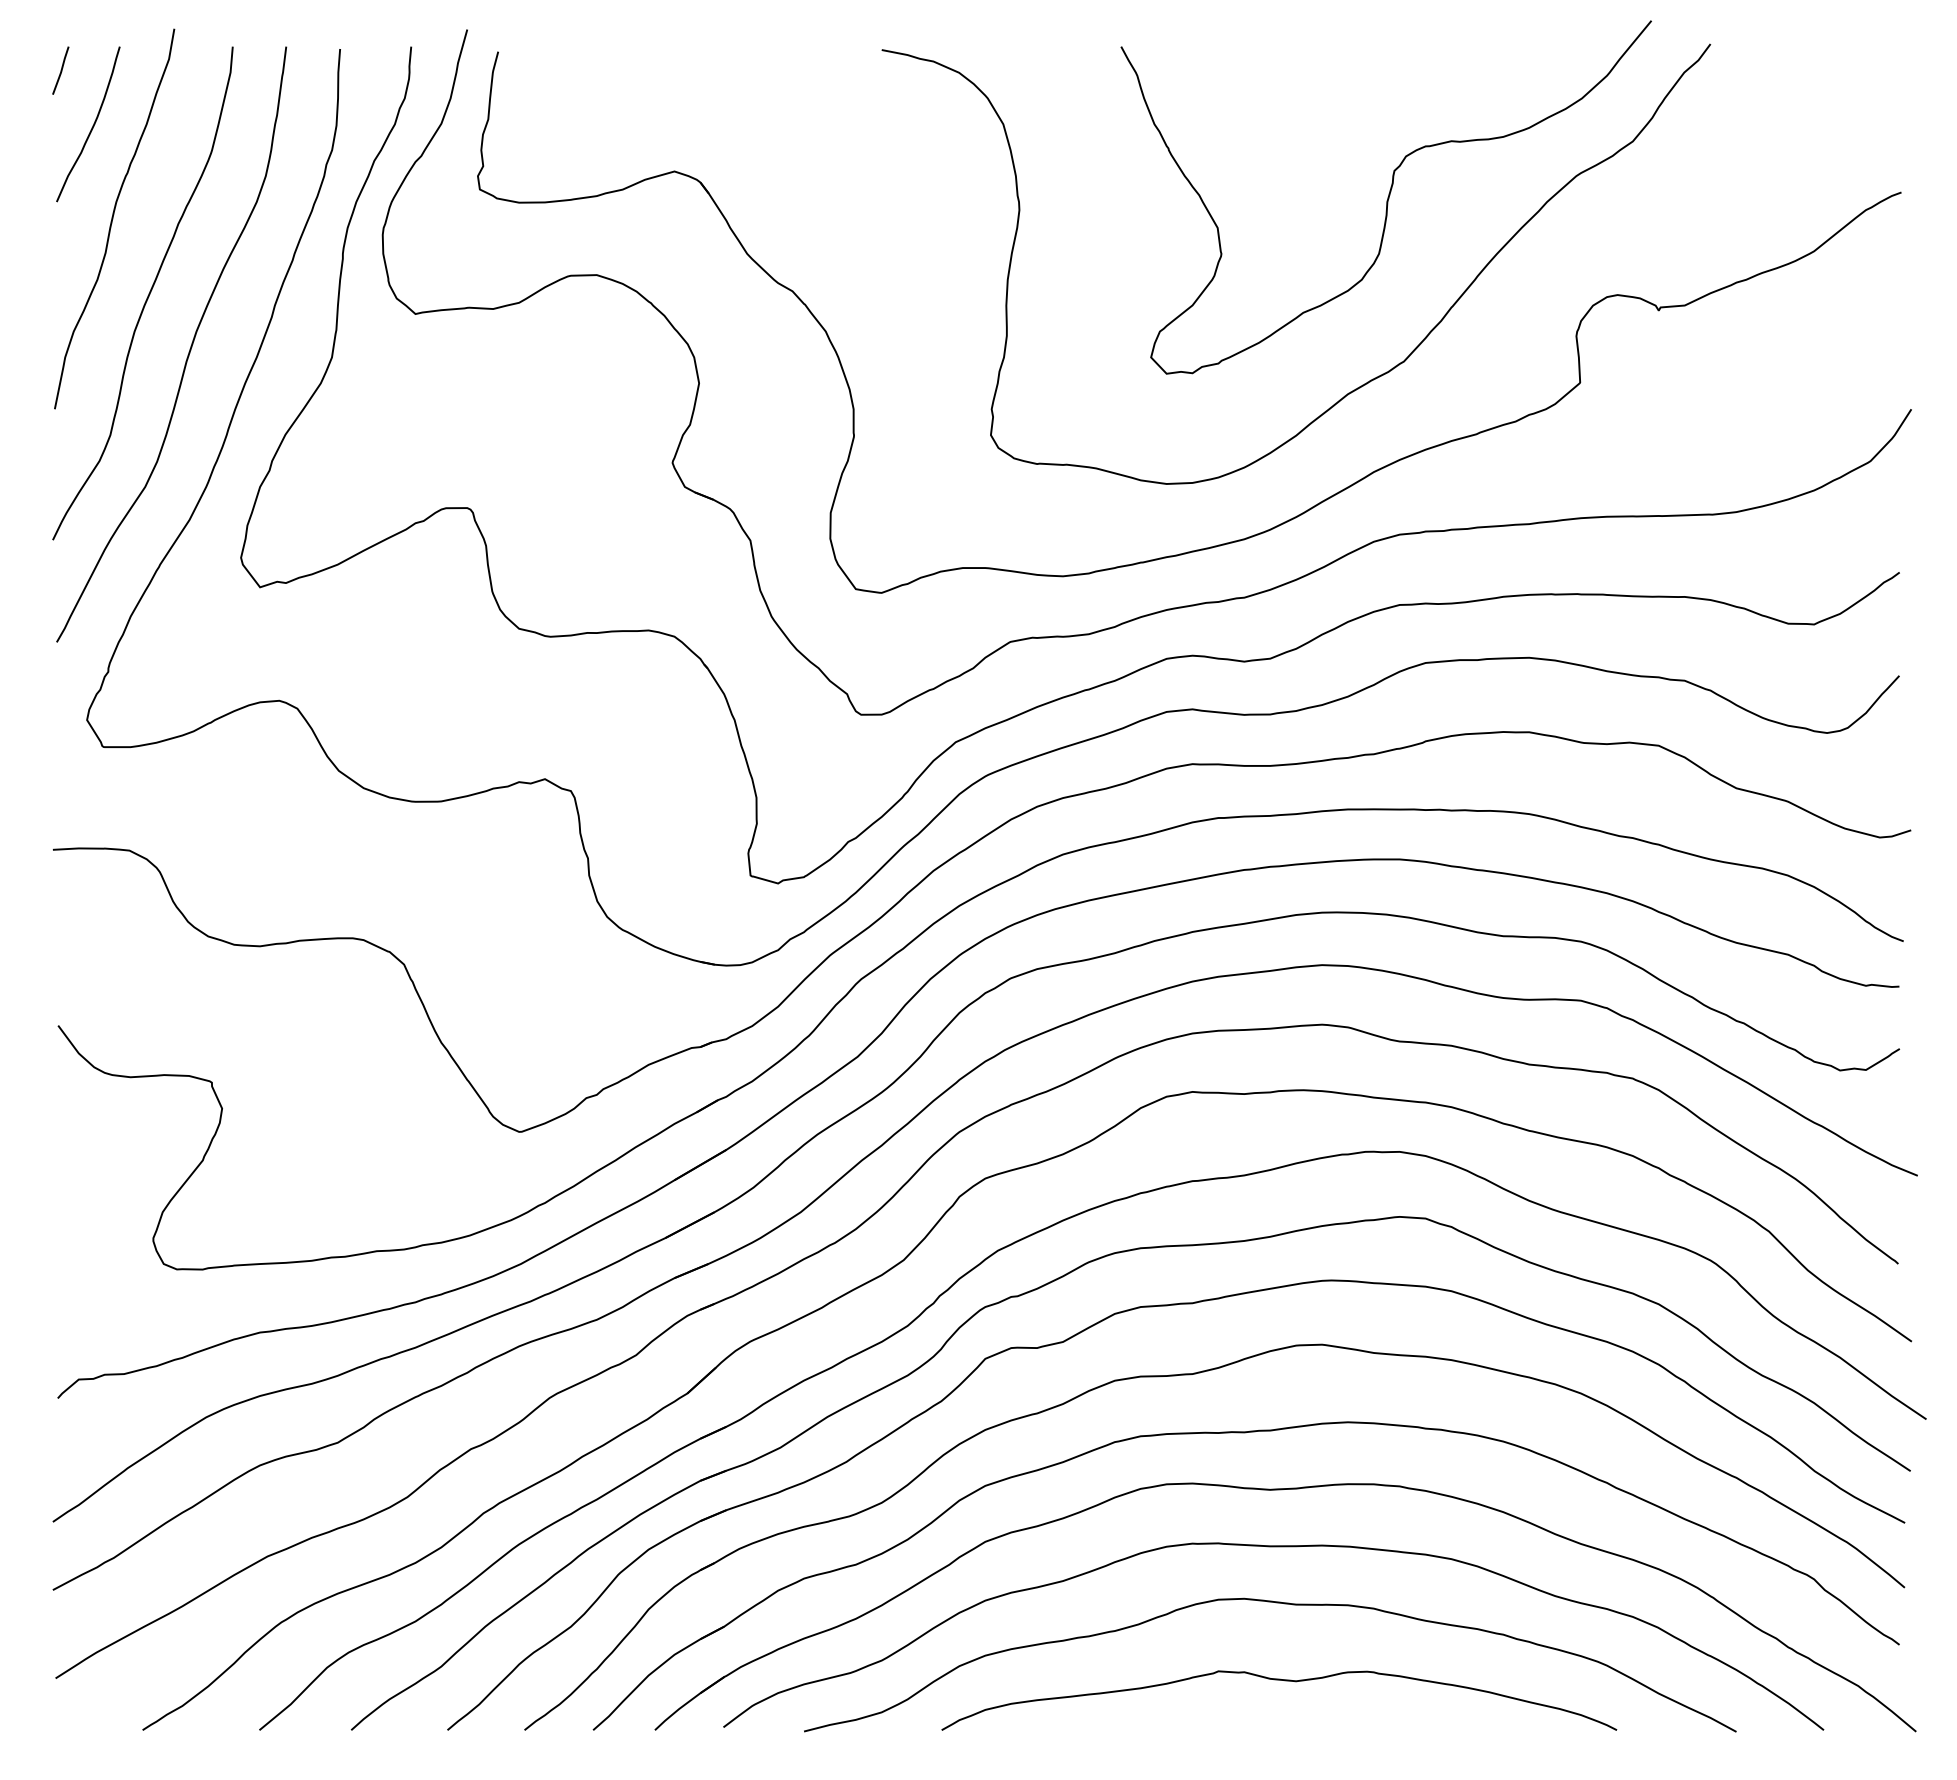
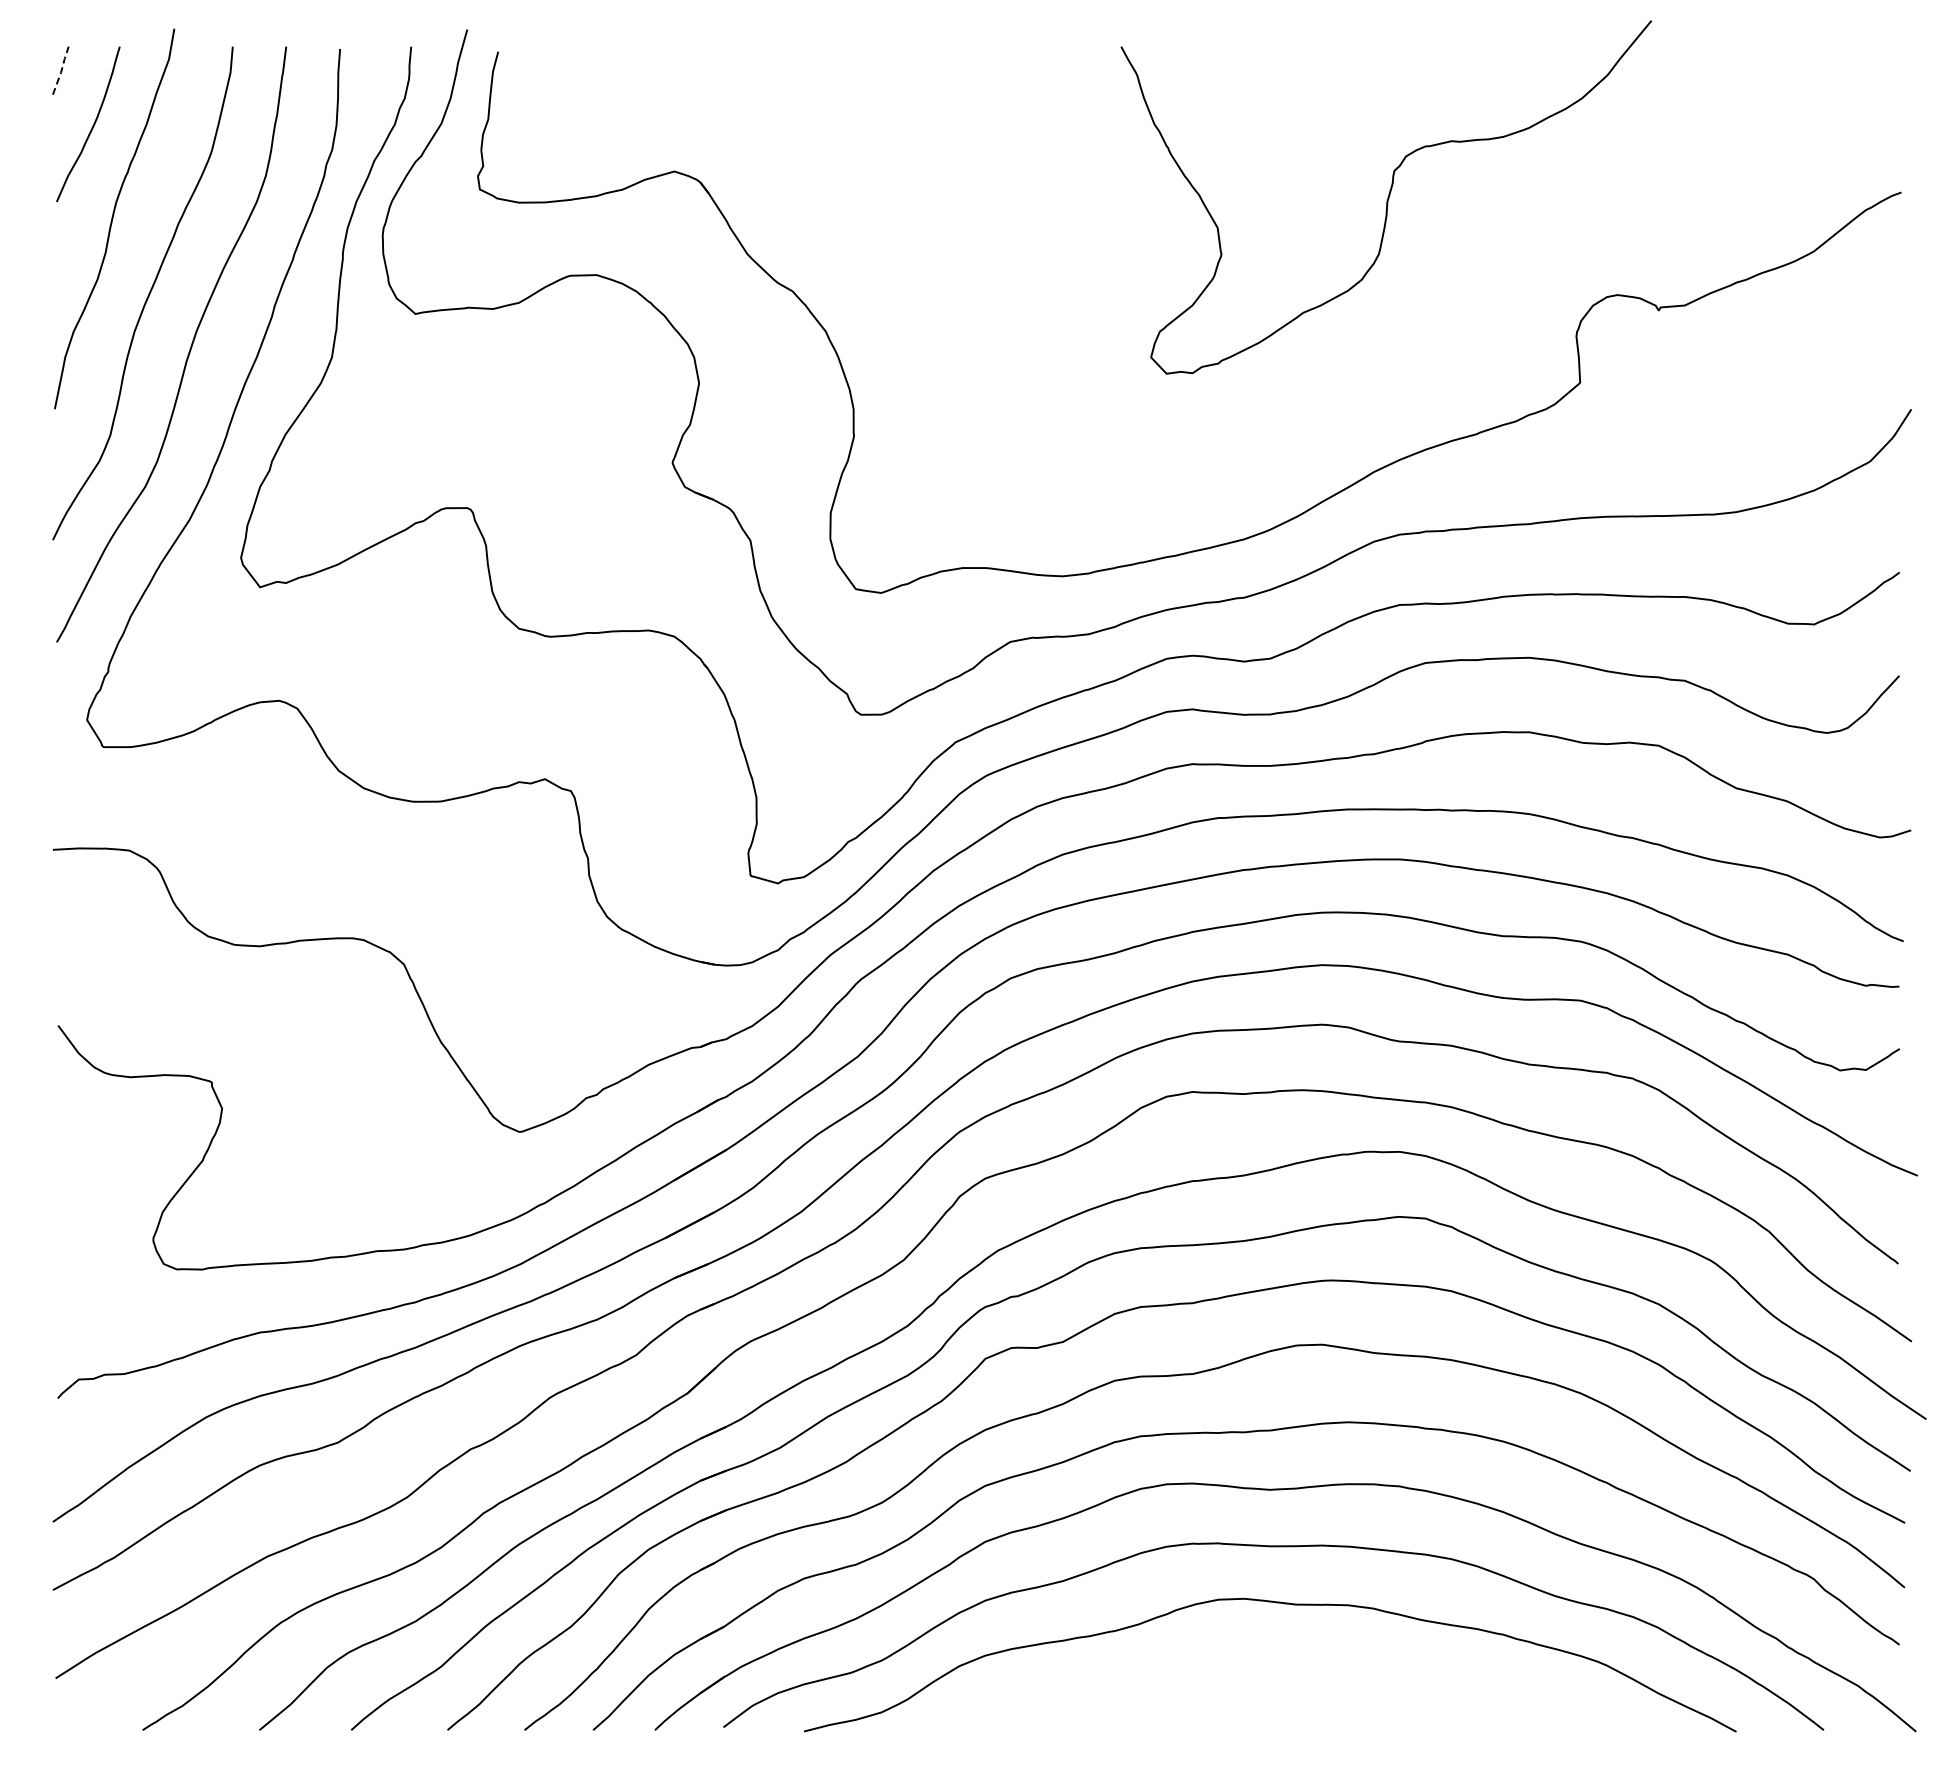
line: solid -> dashed (61, 70)
curve: present -> none (1367, 381)
curve: present -> none (1284, 1681)
